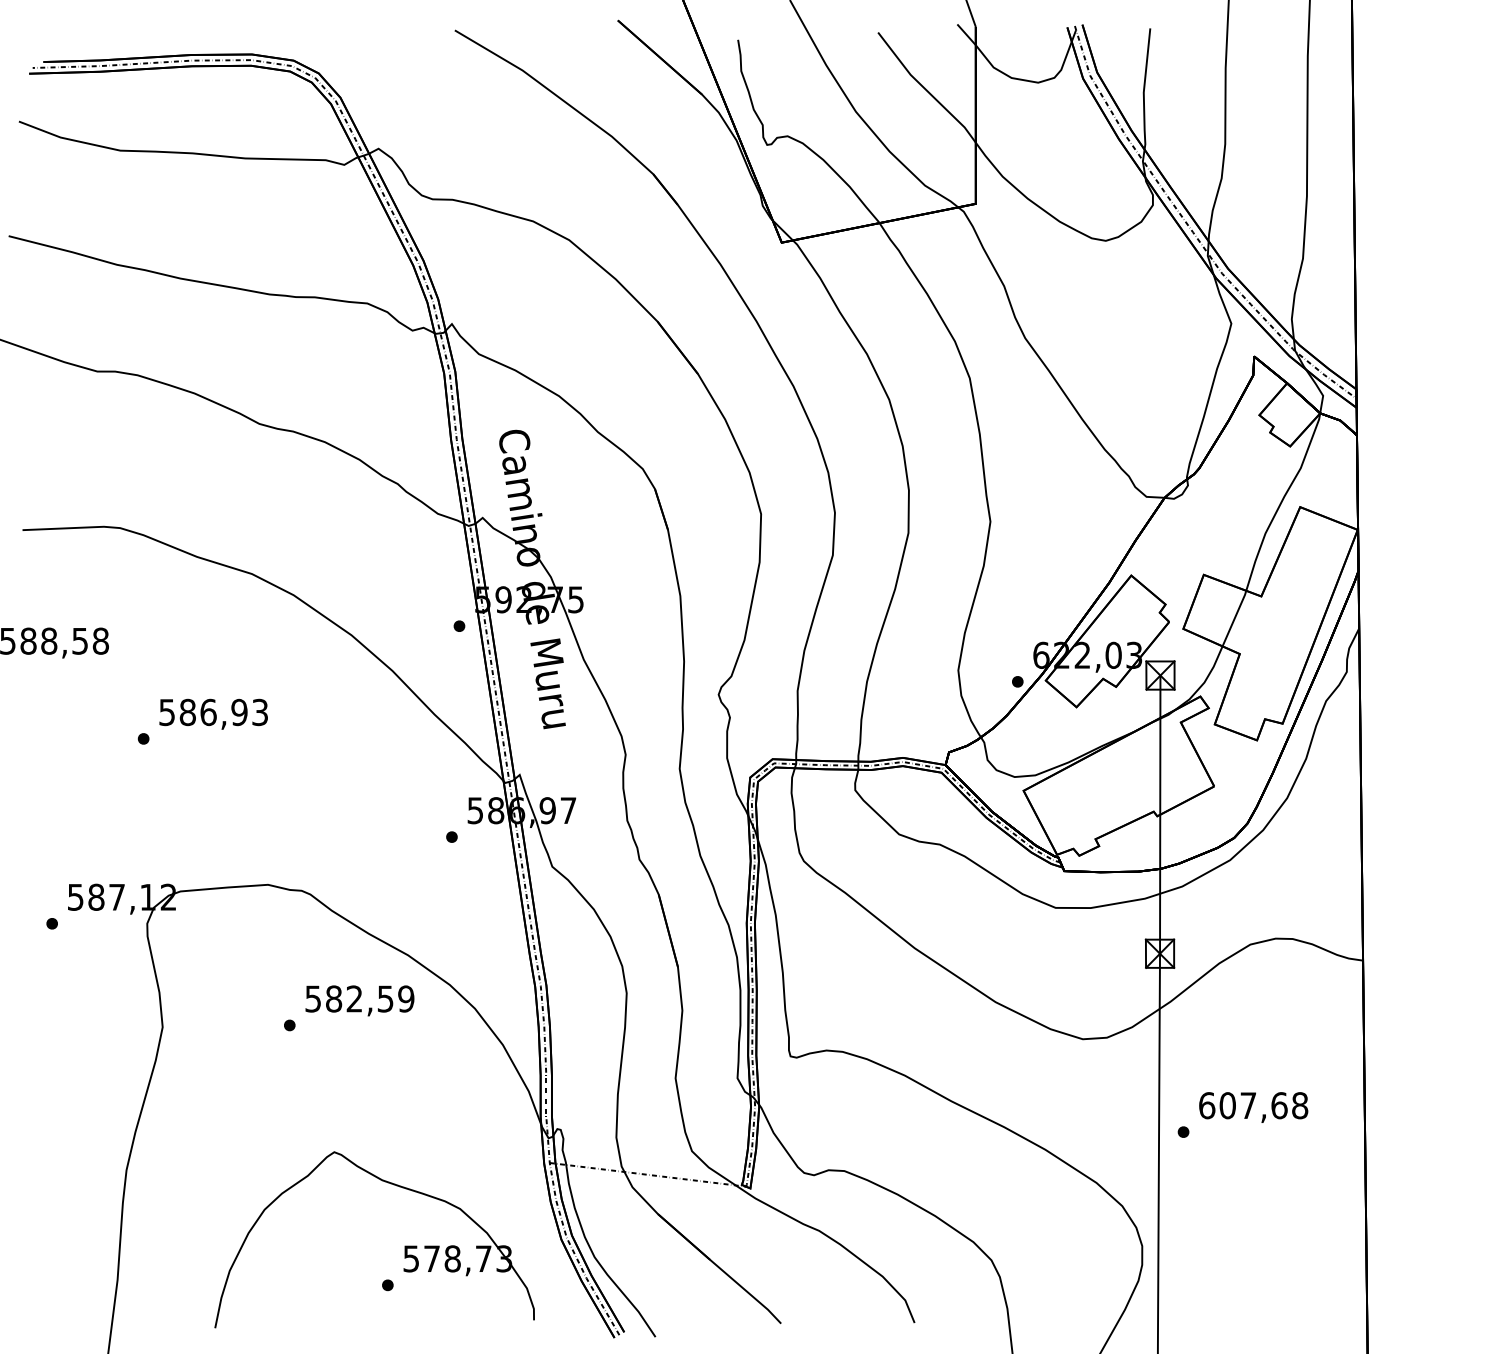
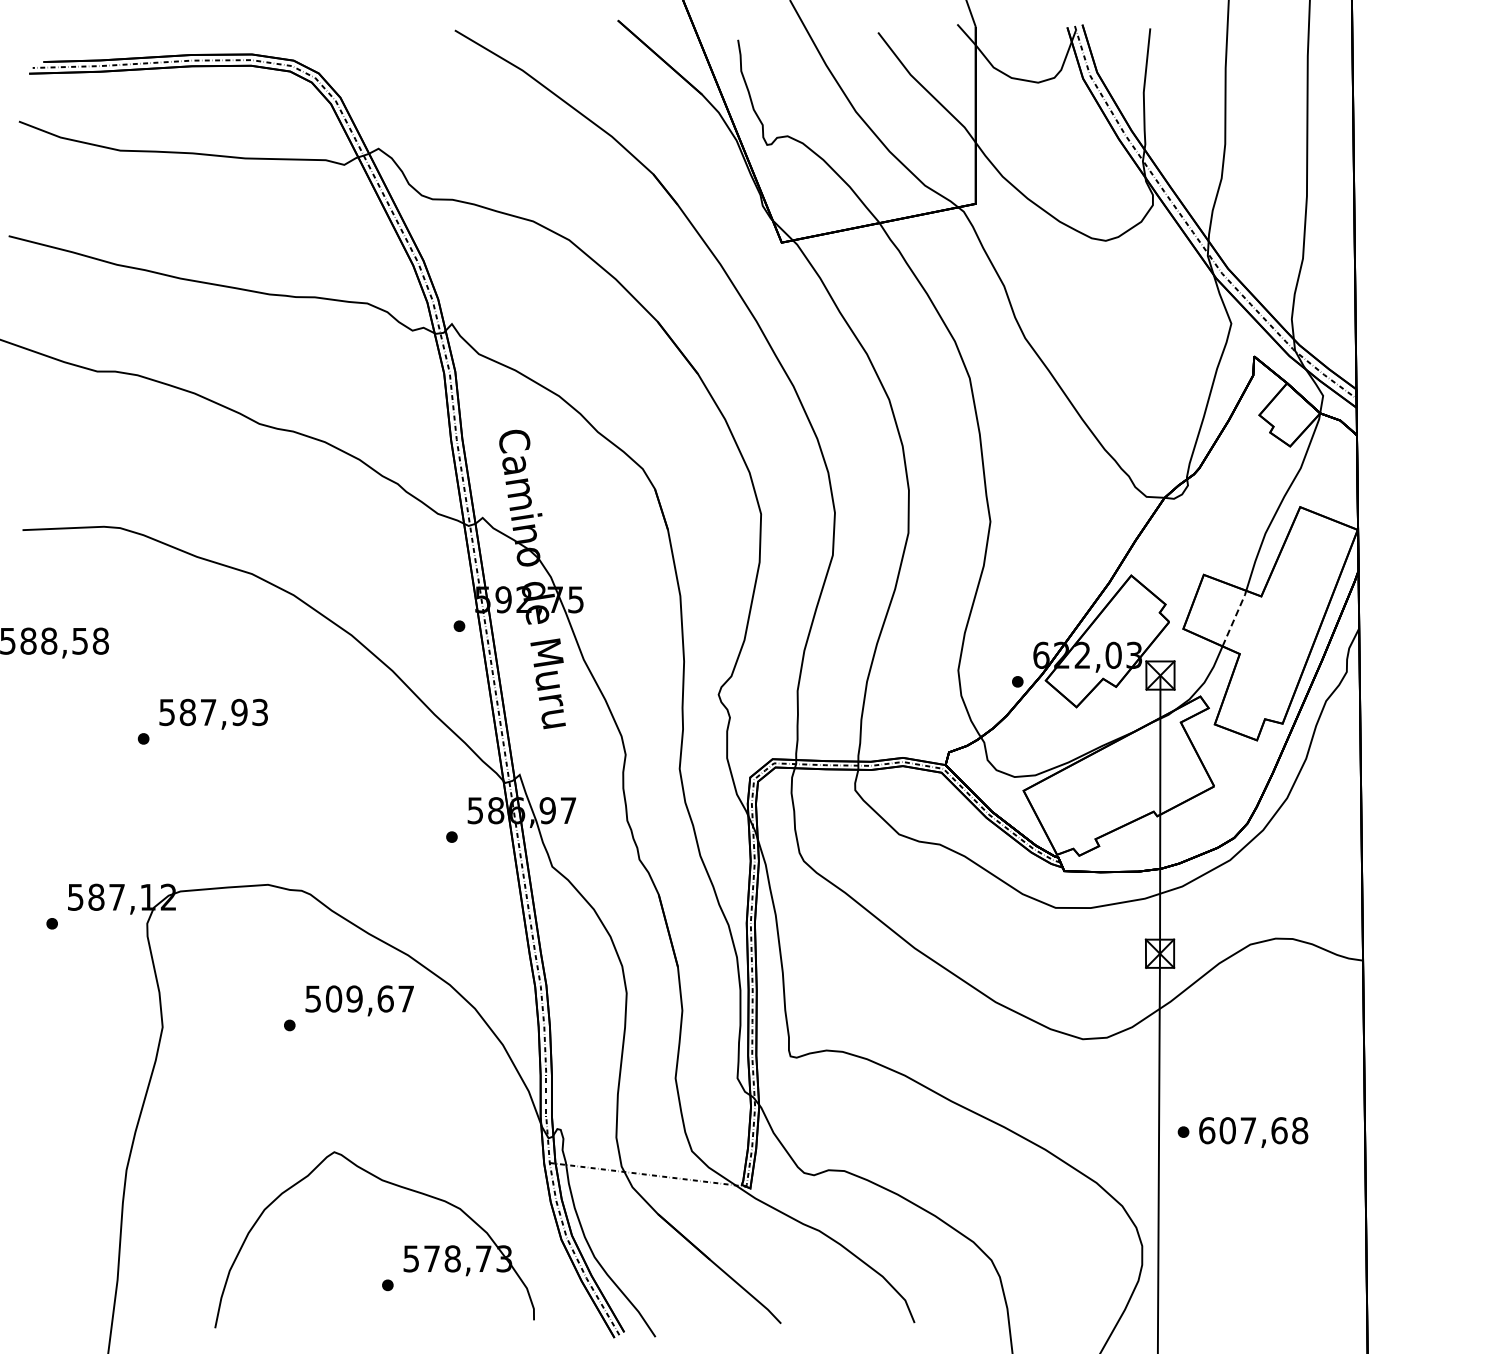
line: solid -> dashed (1235, 617)
text: 586,93 -> 587,93 (208, 712)
text: 582,59 -> 509,67 (369, 998)
text position: (1253, 1107) -> (1253, 1132) (1253, 1132)
